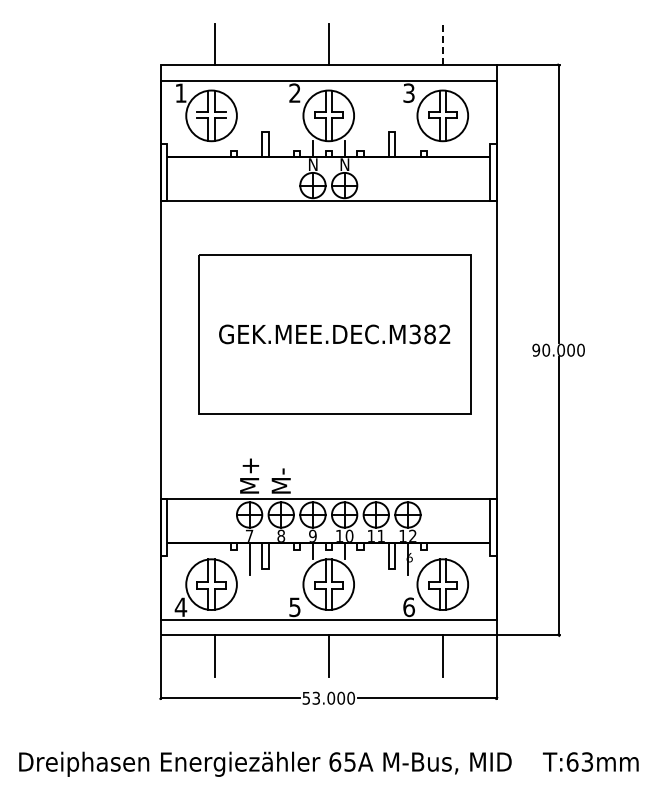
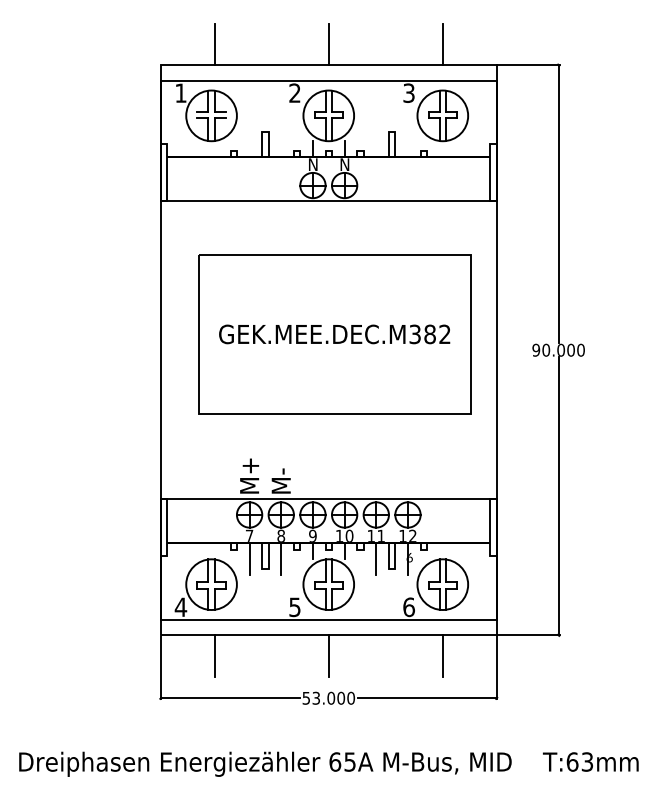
line: dashed -> solid (442, 44)
line: none -> present (281, 559)
line: none -> present (376, 559)
